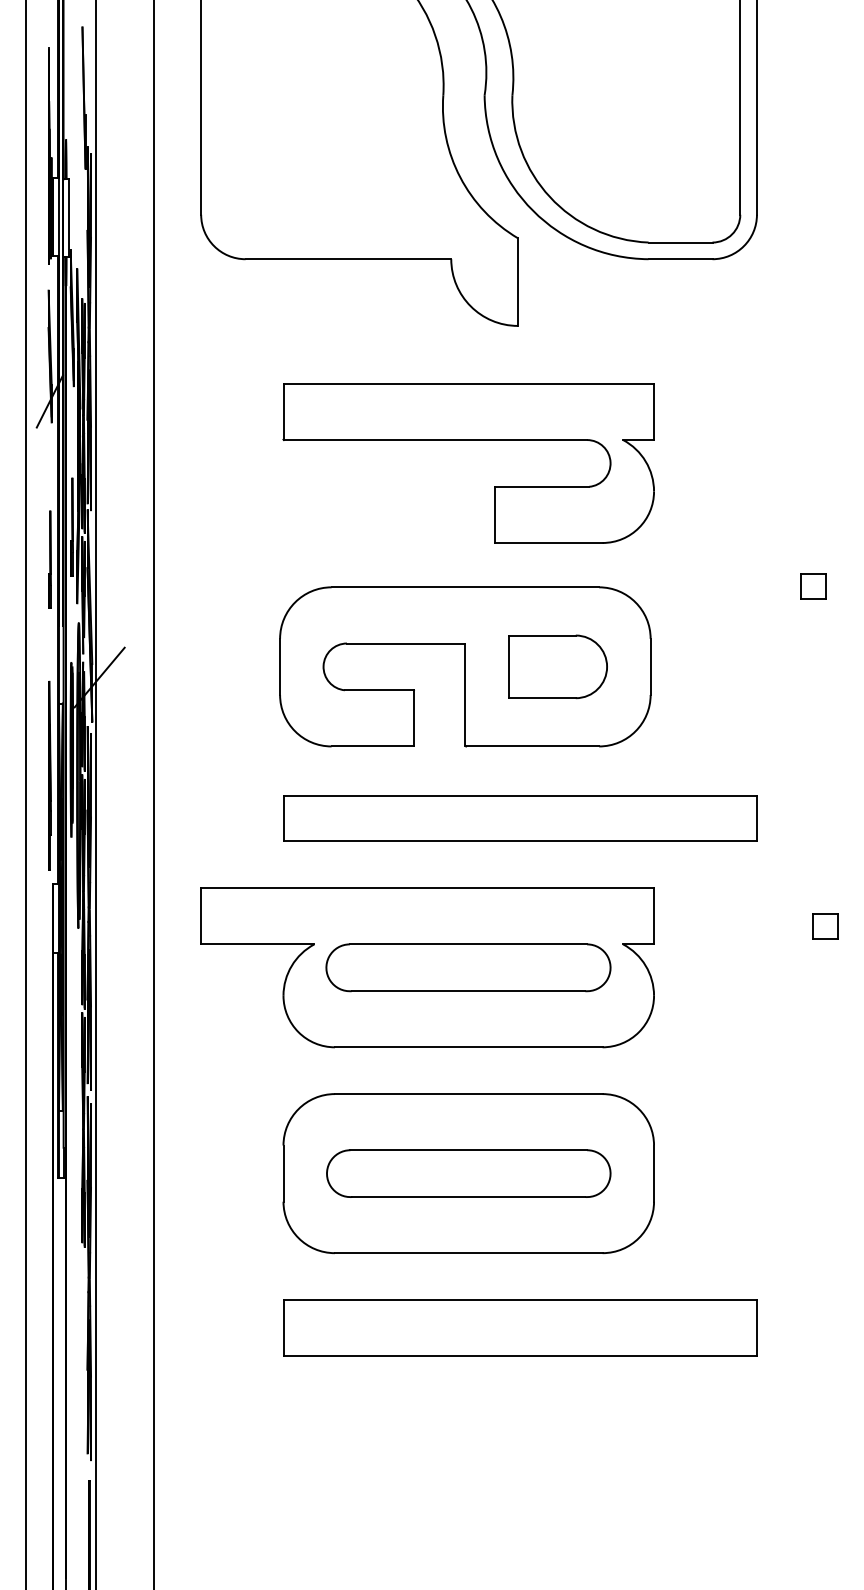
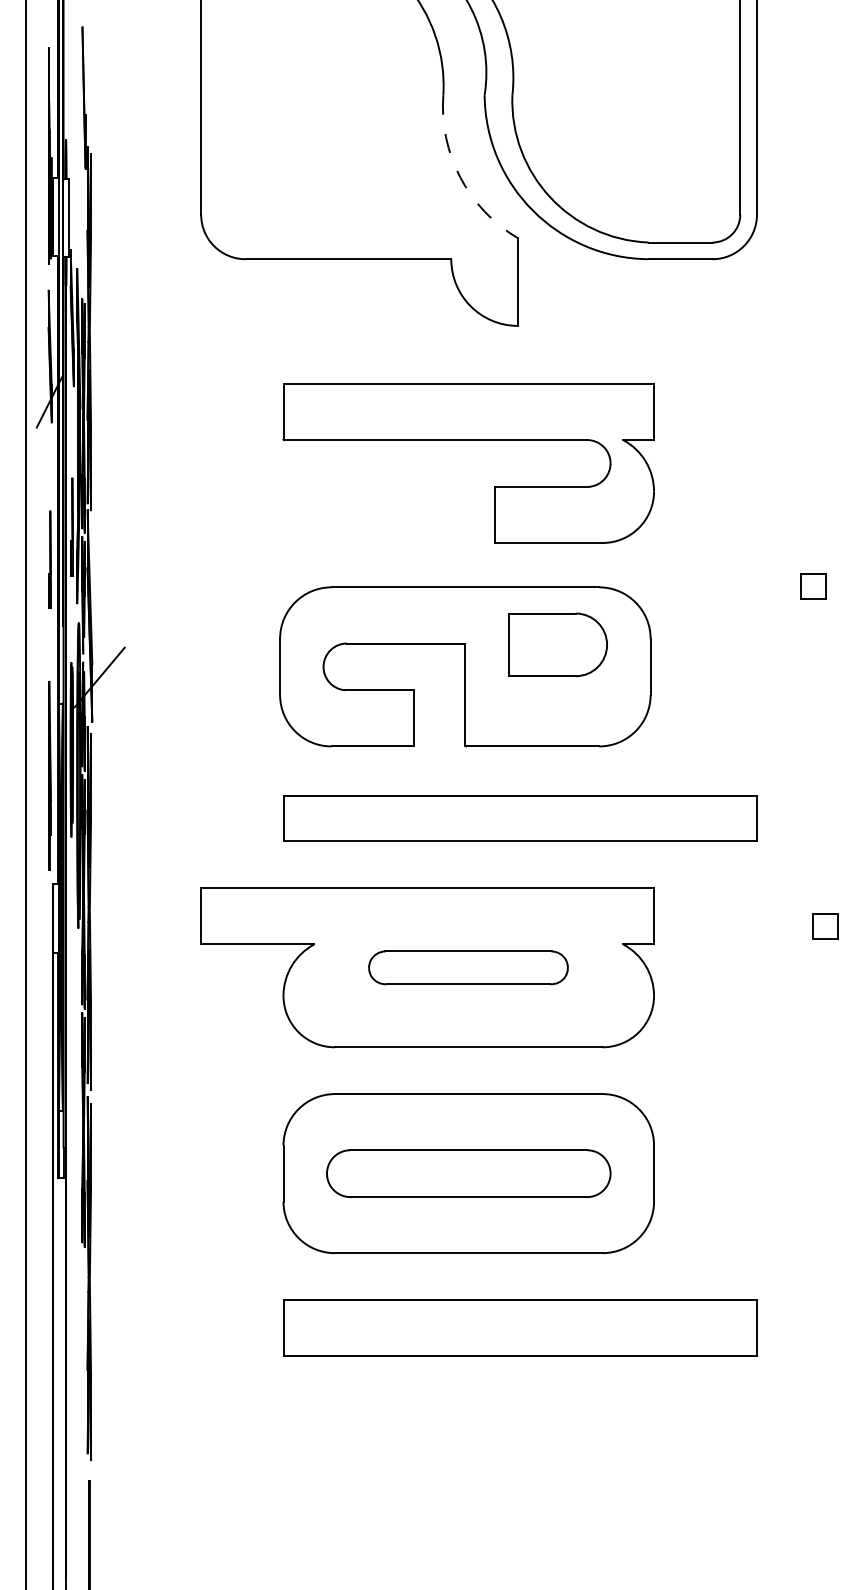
arc: solid -> dashed (460, 177)
part position: (557, 666) -> (557, 644) (557, 644)
line: present -> none (95, 794)
line: present -> none (154, 794)
part size: 287x50 px -> 201x36 px (468, 967)
